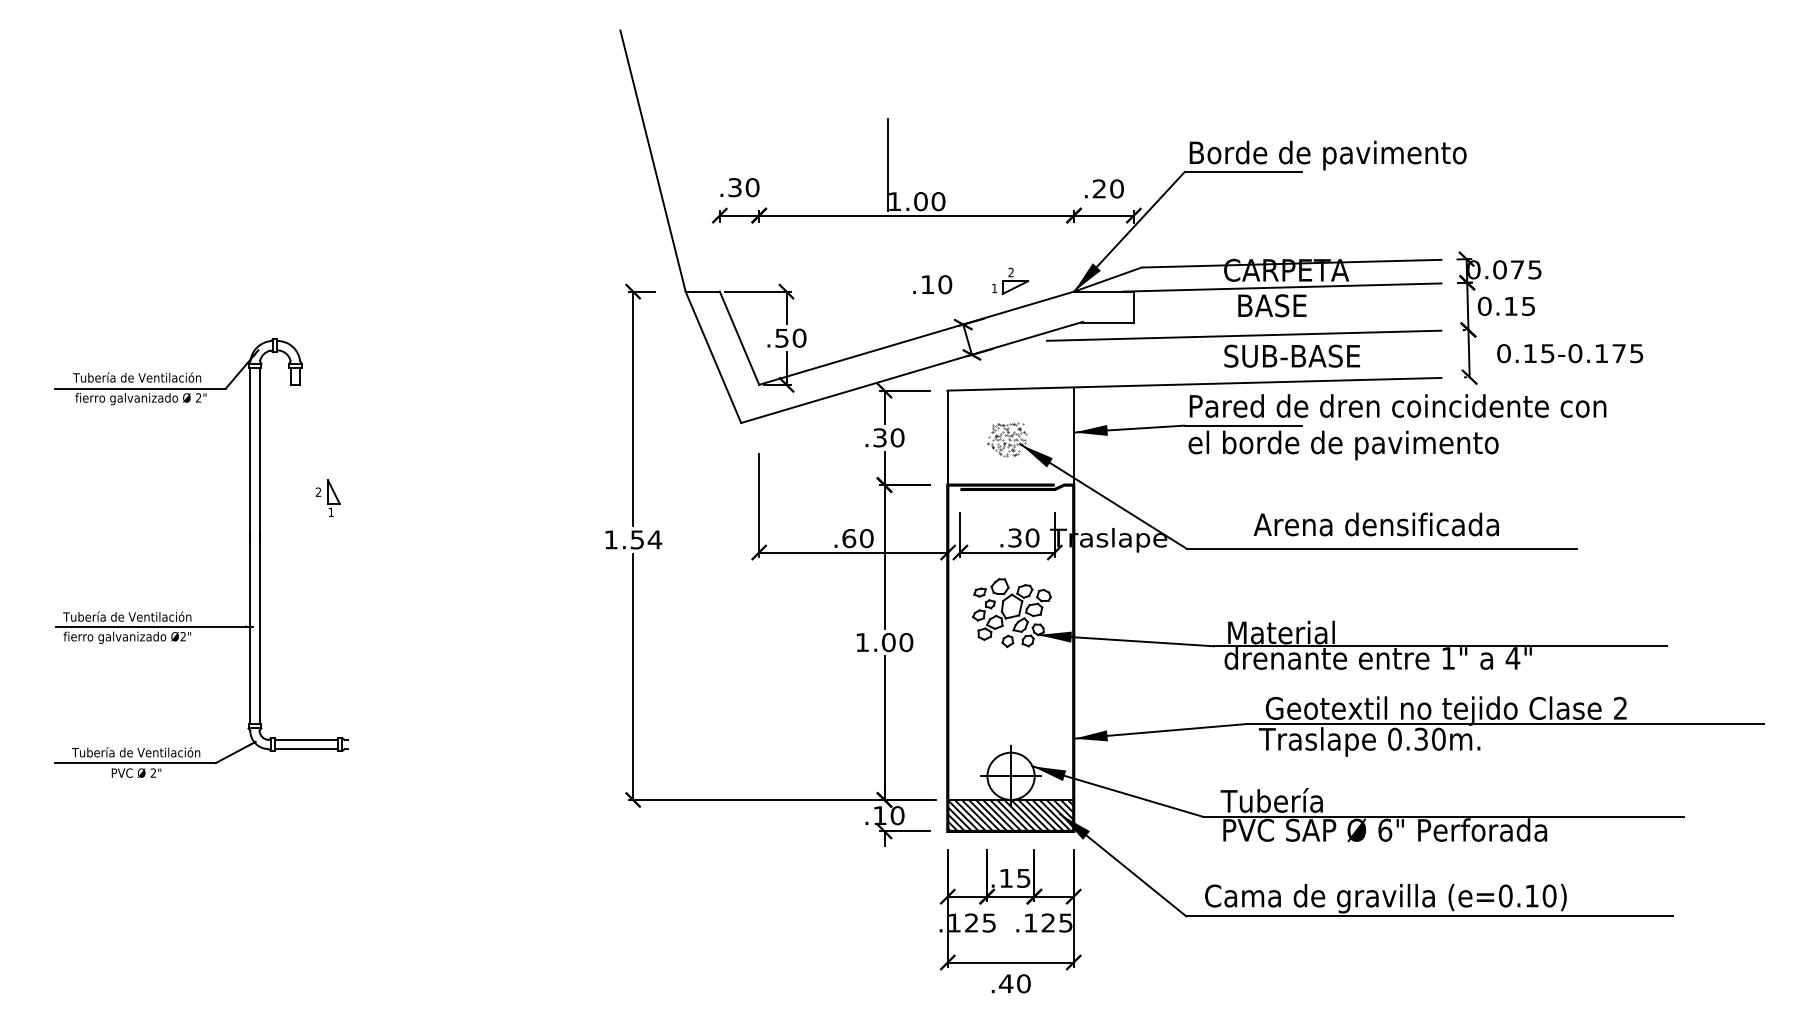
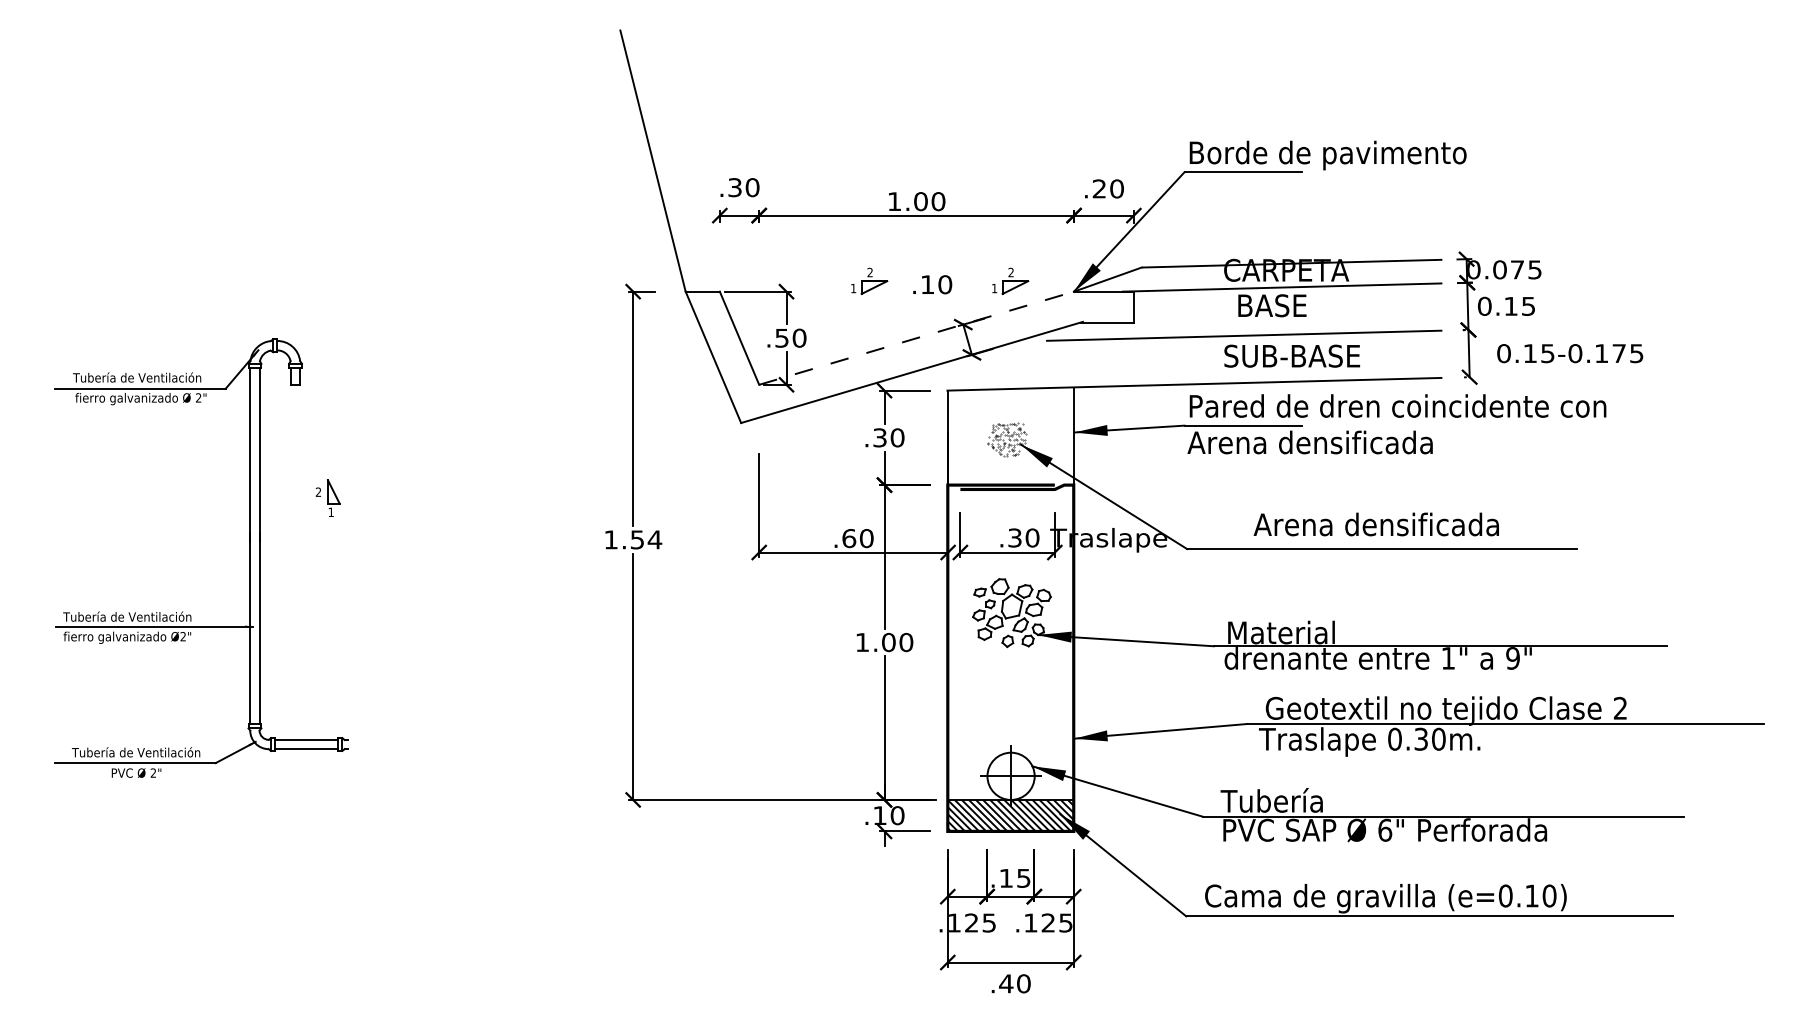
line: present -> none (887, 164)
part: none -> present (869, 280)
line: solid -> dashed (917, 338)
text: el borde de pavimento -> Arena densificada (1342, 445)
text: 4" -> 9" (1512, 658)
